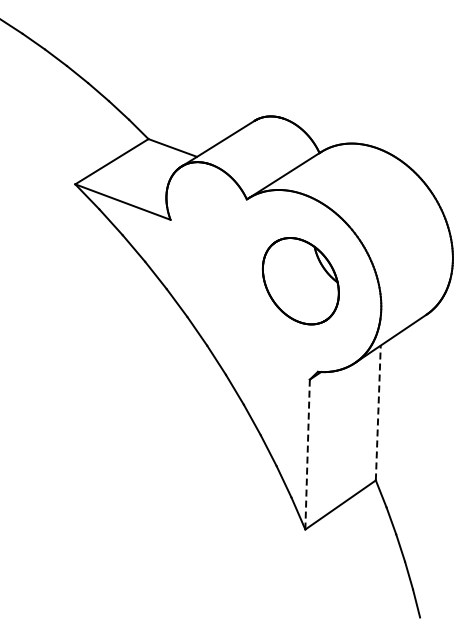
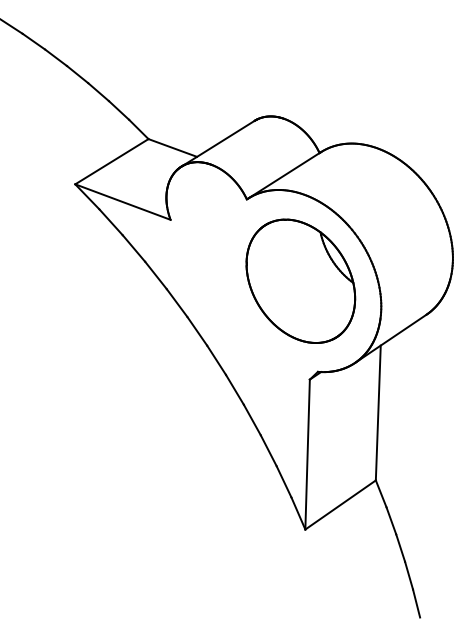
part size: 78x89 px -> 112x126 px (300, 280)
line: dashed -> solid (378, 412)
line: dashed -> solid (307, 454)
